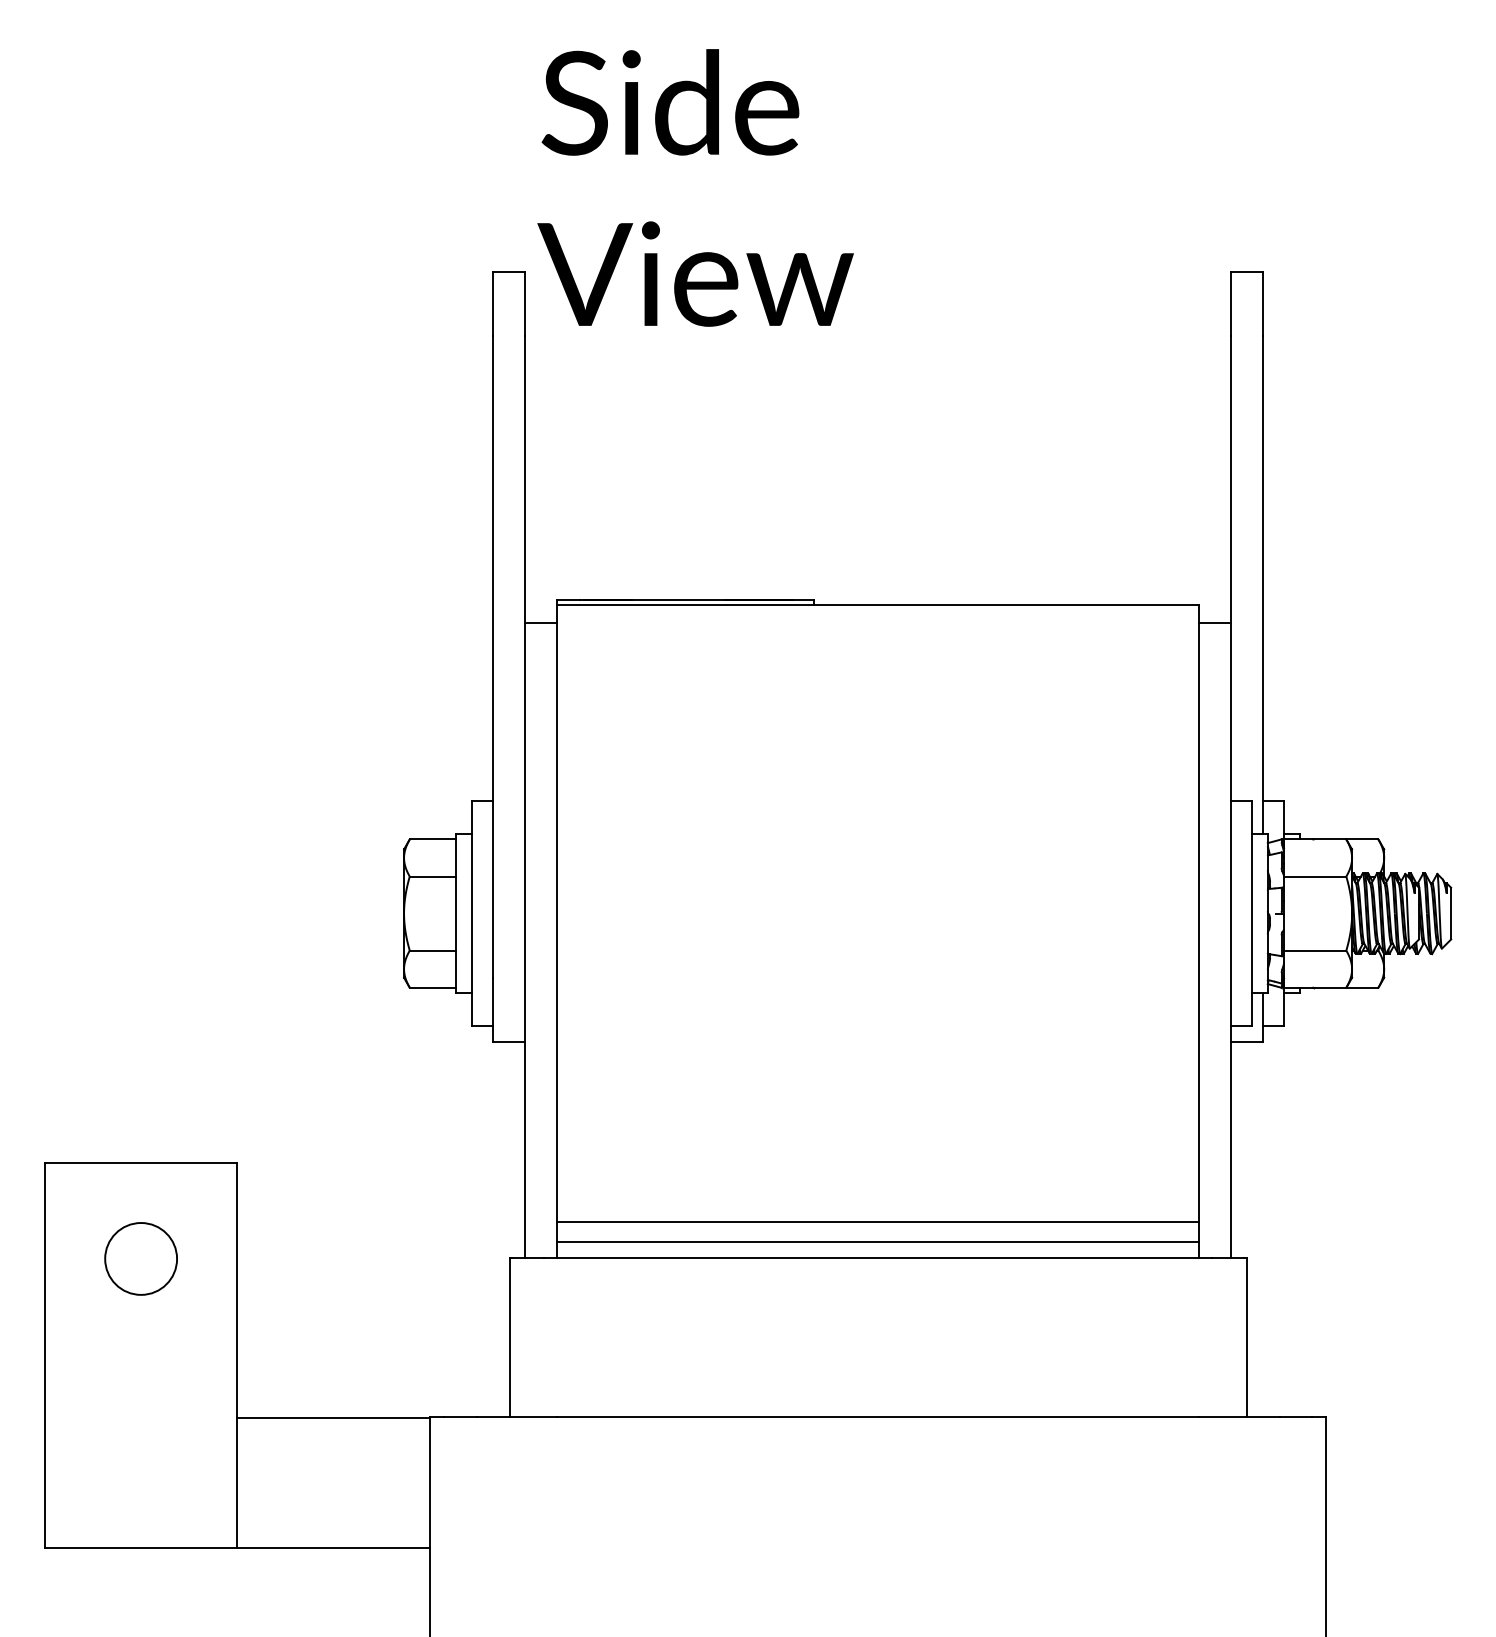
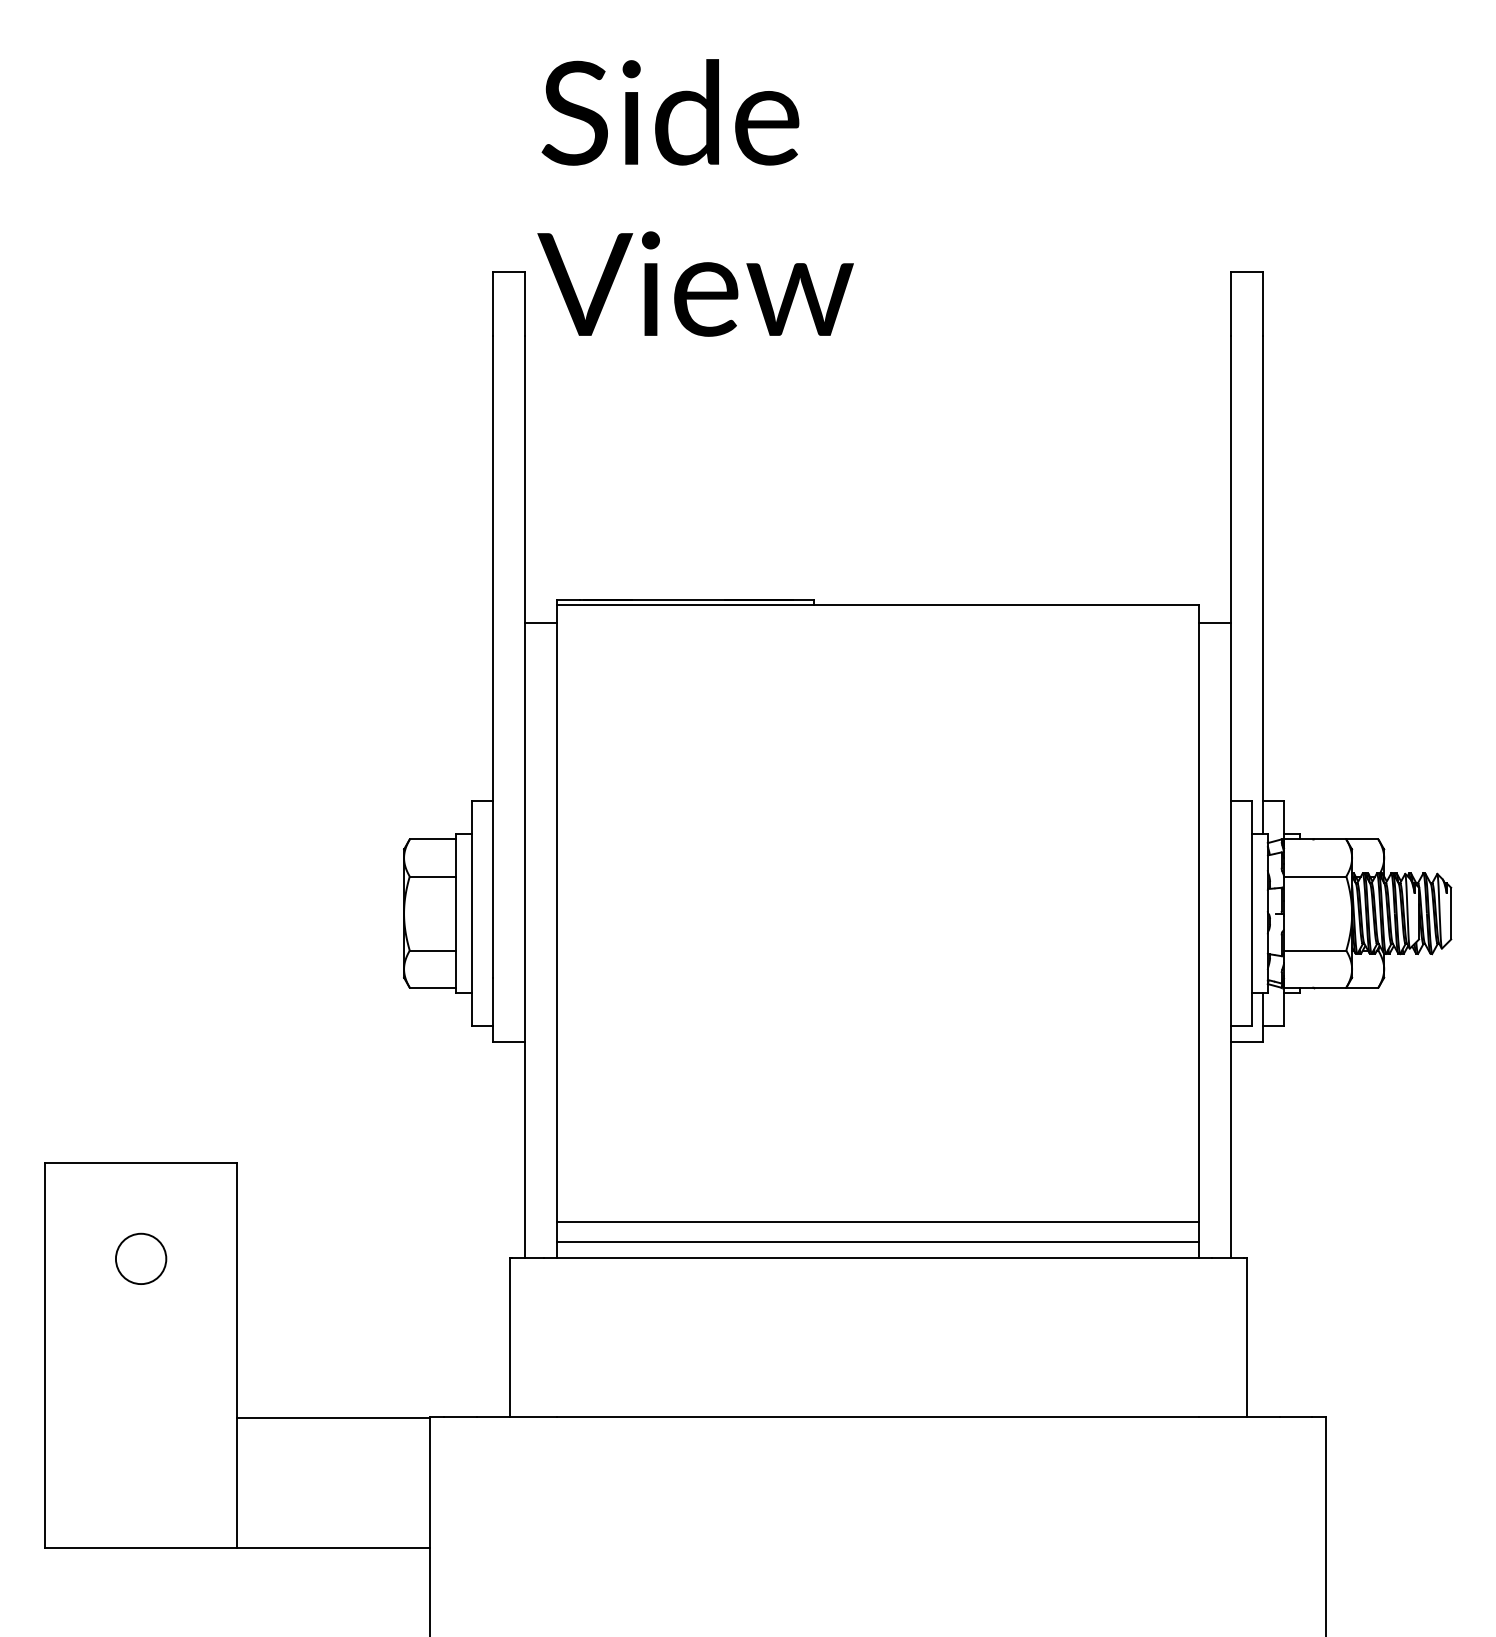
text position: (695, 187) -> (695, 197) (695, 197)
circle diameter: 72 px -> 50 px (140, 1258)
